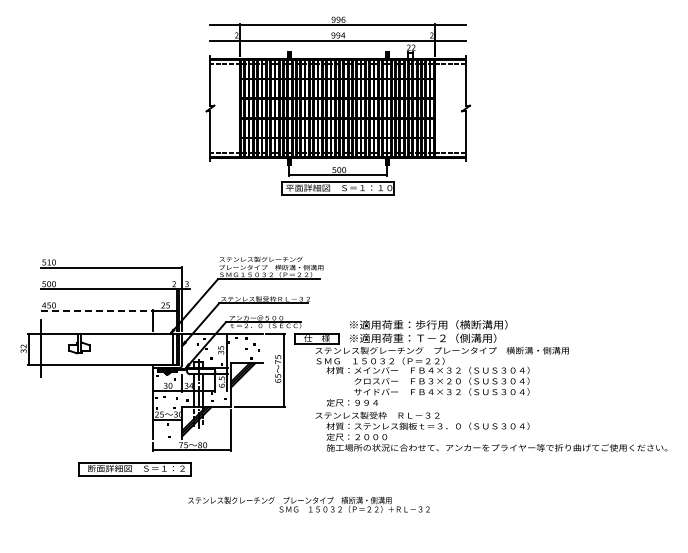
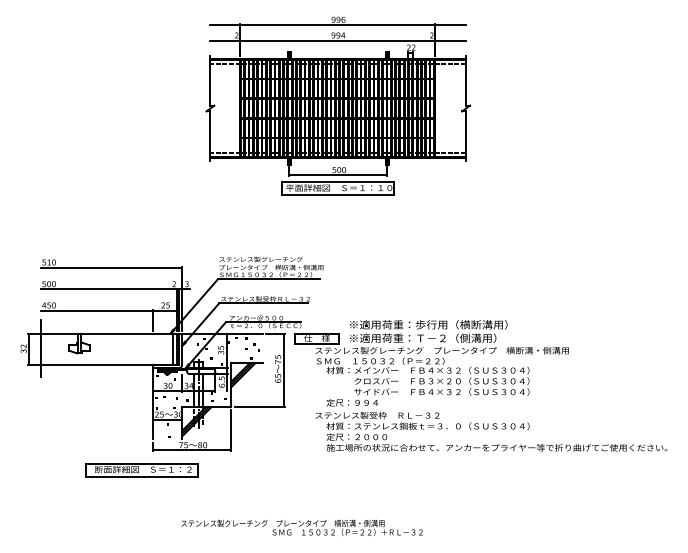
line: dashed -> solid (97, 310)
part position: (134, 469) -> (141, 470) (141, 470)
text position: (308, 504) -> (301, 527) (301, 527)
